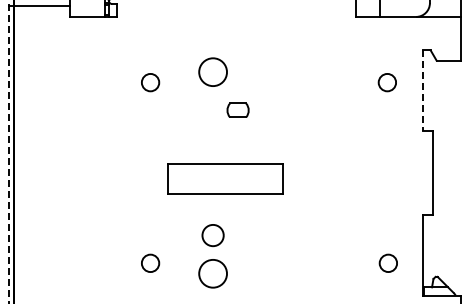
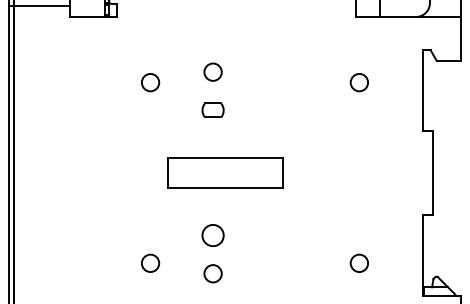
circle diameter: 28 px -> 17 px (212, 71)
circle position: (386, 82) -> (358, 82) (358, 82)
line: dashed -> solid (423, 91)
part position: (237, 109) -> (212, 109) (212, 109)
line: dashed -> solid (8, 152)
part position: (225, 178) -> (225, 172) (225, 172)
circle position: (387, 262) -> (358, 262) (358, 262)
circle diameter: 28 px -> 17 px (212, 273)
